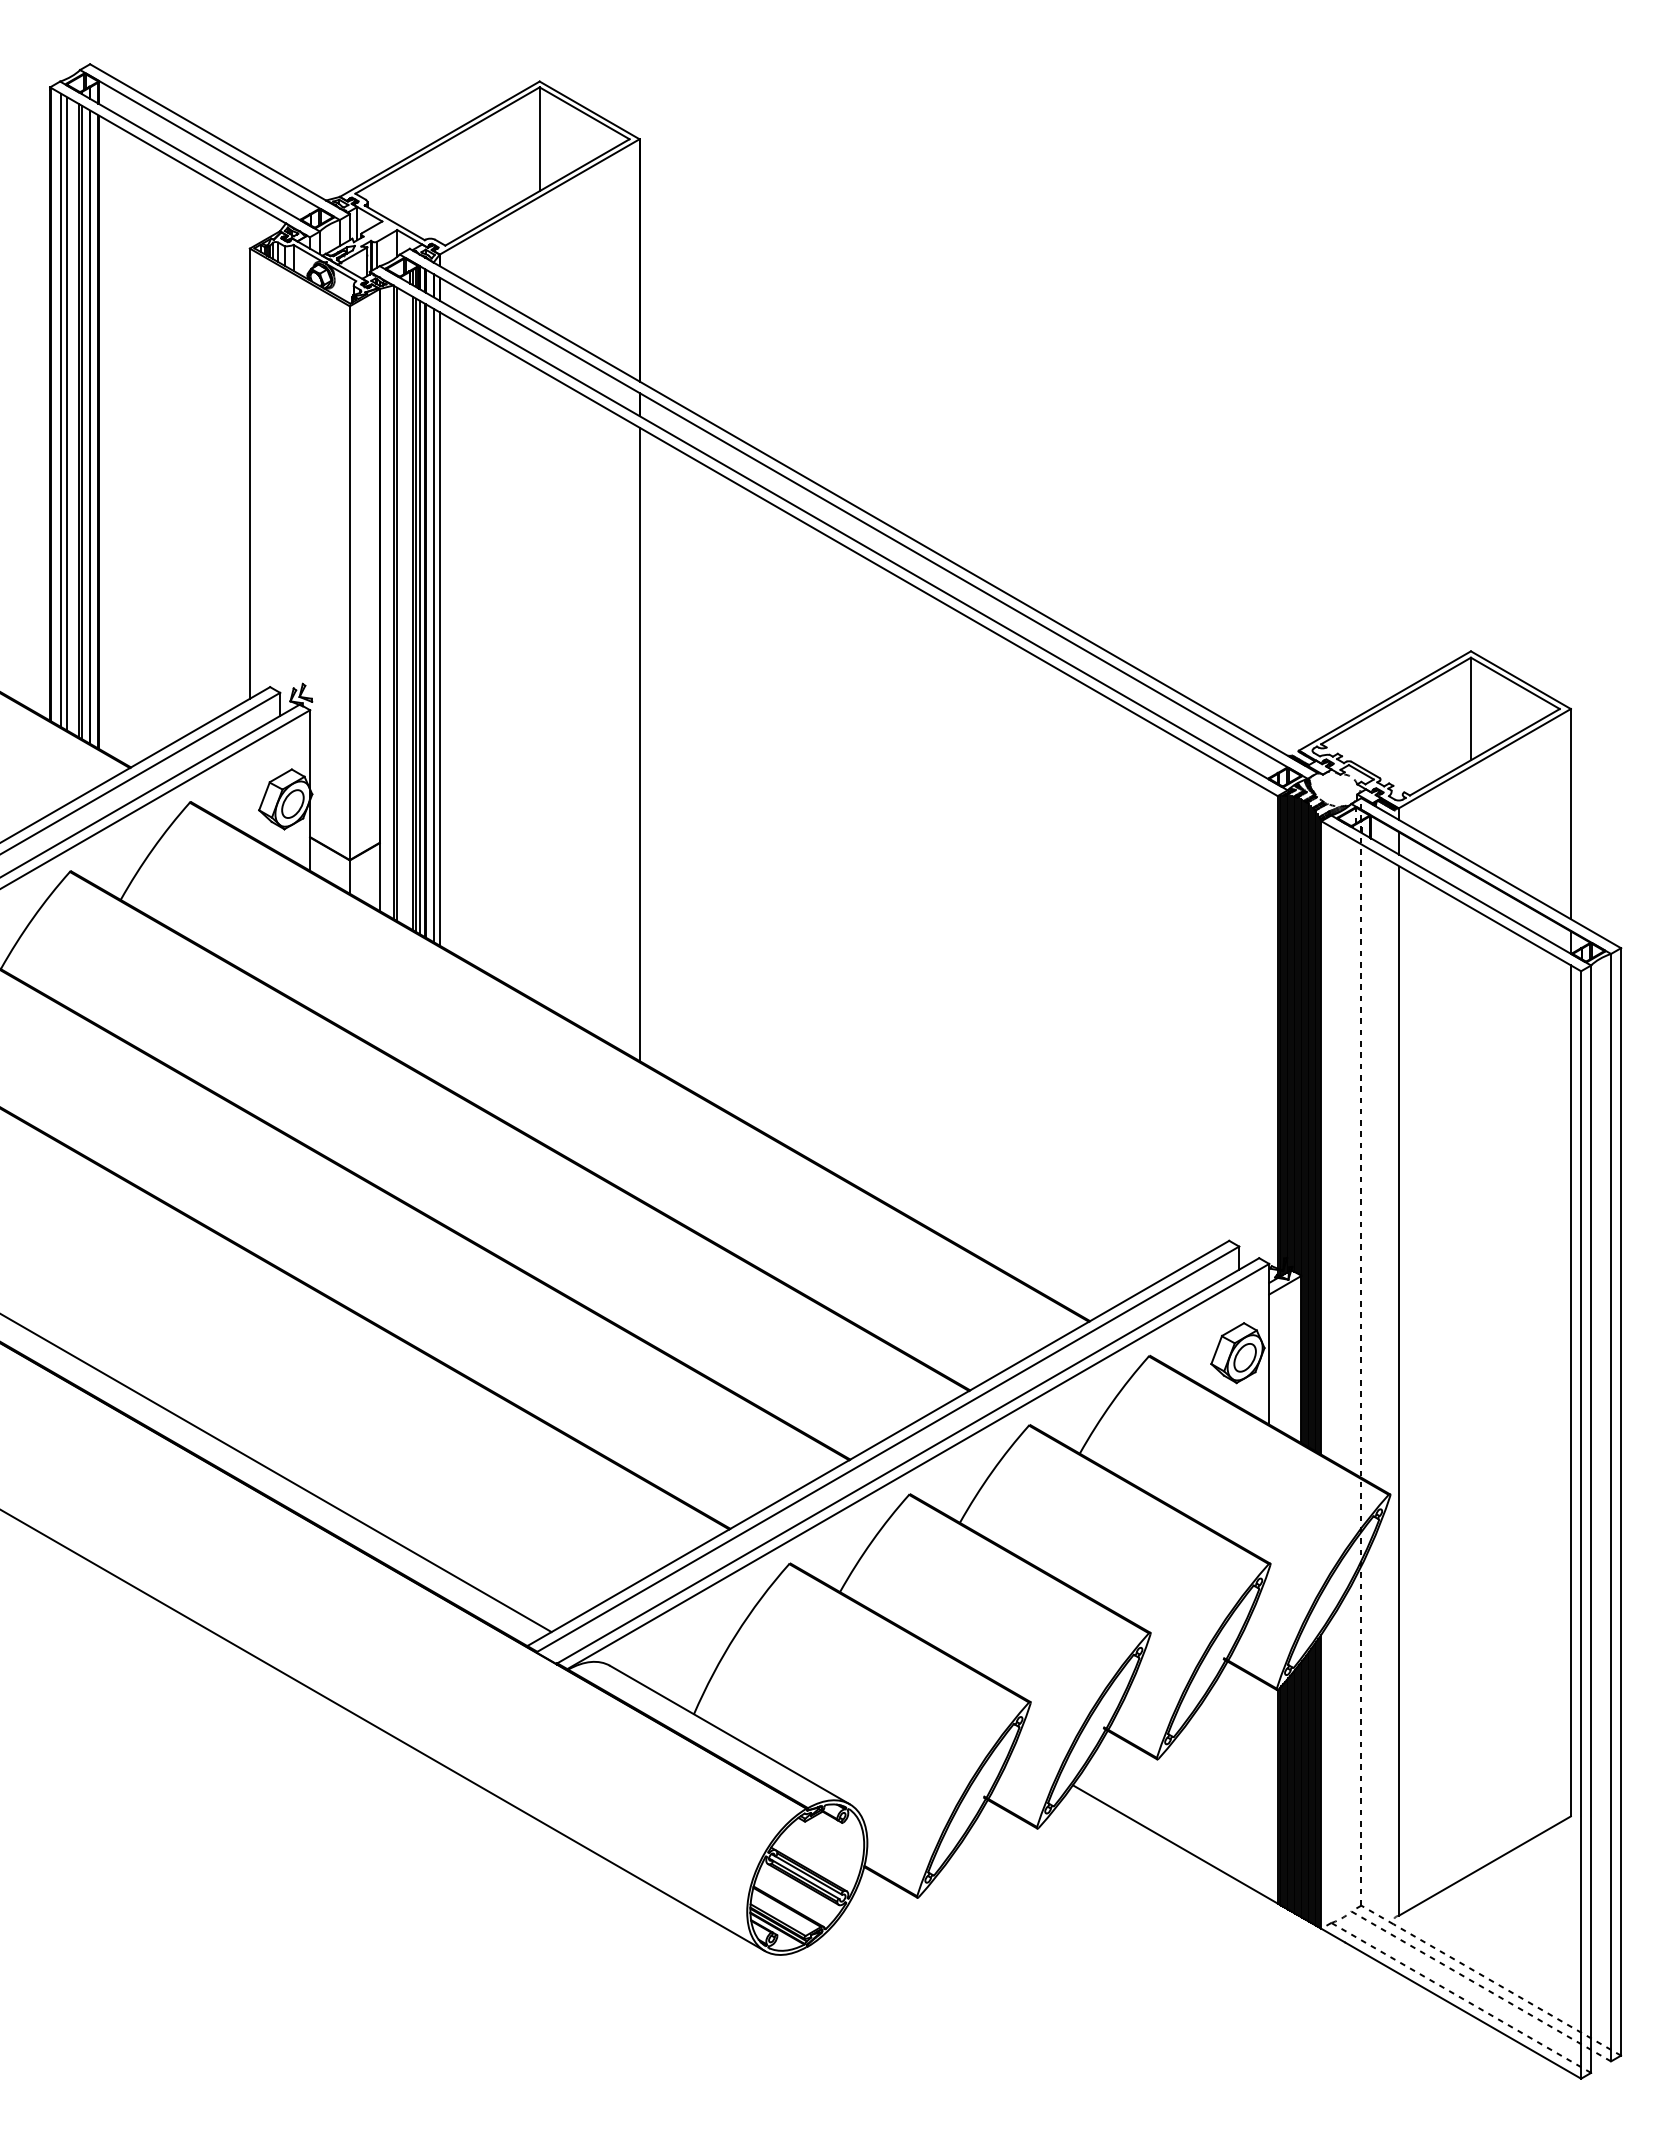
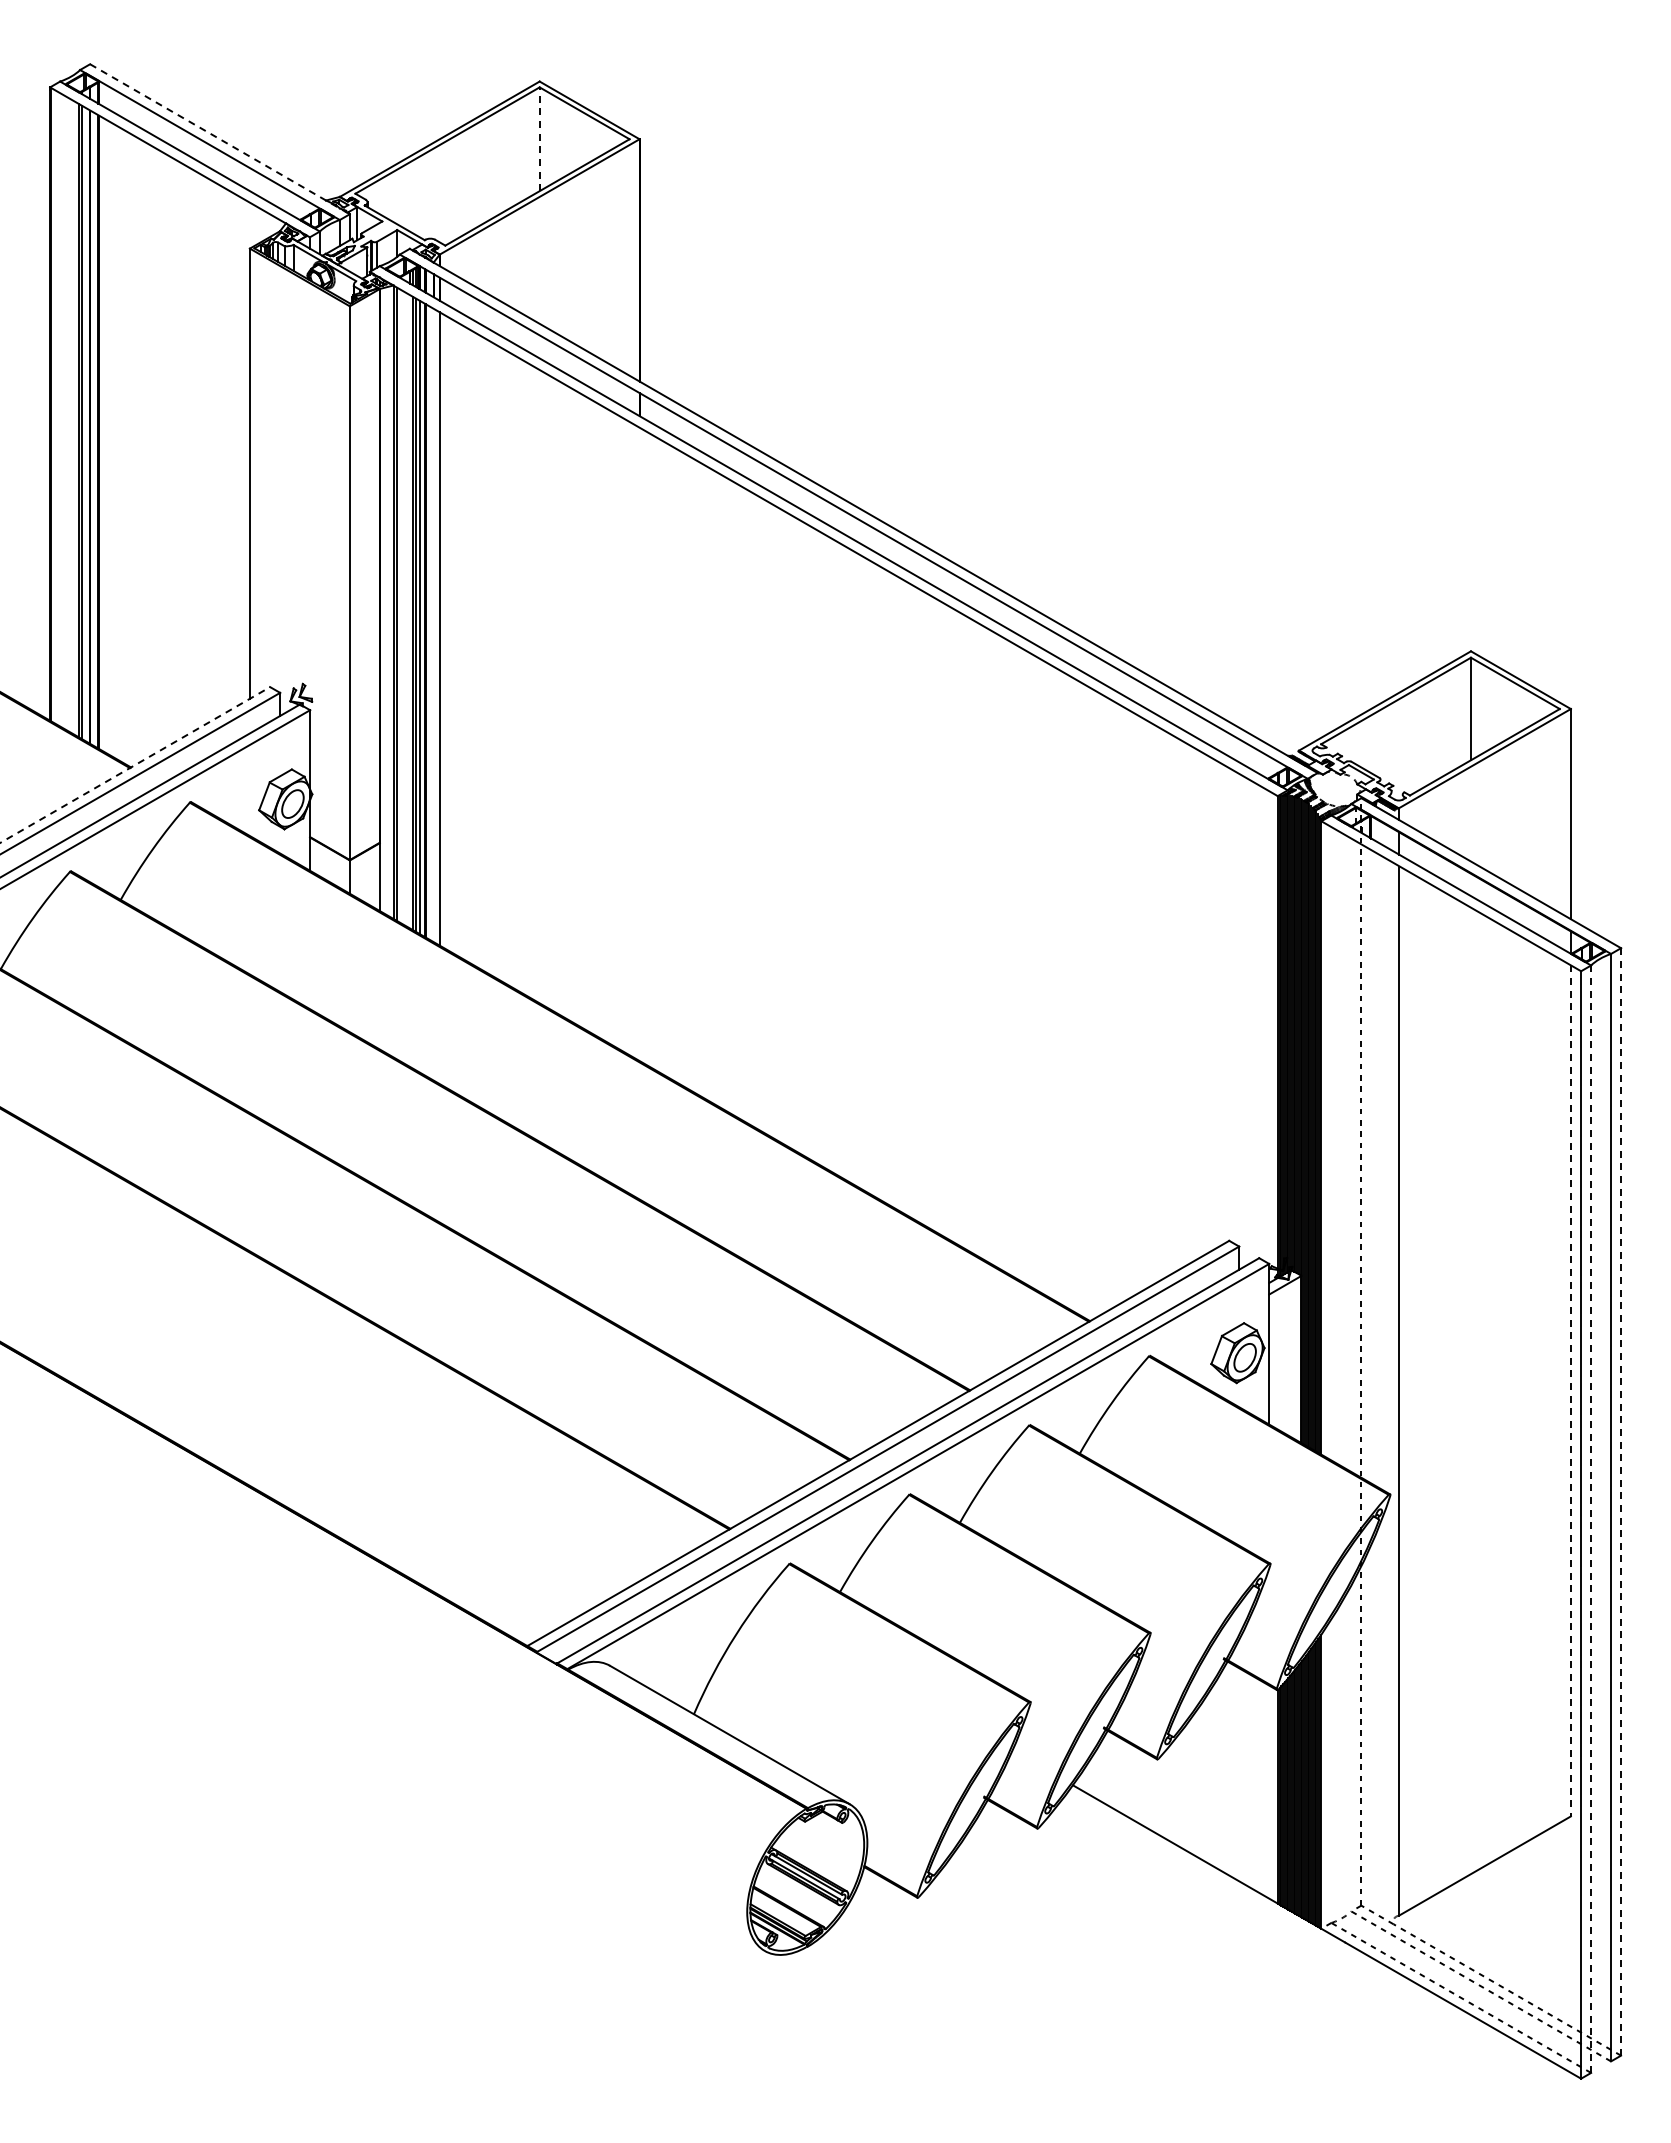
line: solid -> dashed (219, 139)
line: solid -> dashed (539, 139)
line: present -> none (60, 410)
line: present -> none (66, 413)
line: present -> none (433, 625)
line: present -> none (639, 744)
line: solid -> dashed (135, 765)
line: solid -> dashed (1570, 1390)
line: present -> none (276, 1473)
line: solid -> dashed (1621, 1501)
line: solid -> dashed (1591, 1519)
line: present -> none (383, 1730)
